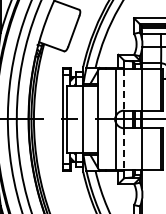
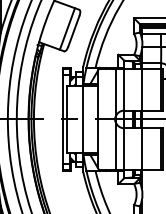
line: none -> present (67, 28)
line: dashed -> solid (124, 90)
line: dashed -> solid (124, 148)
